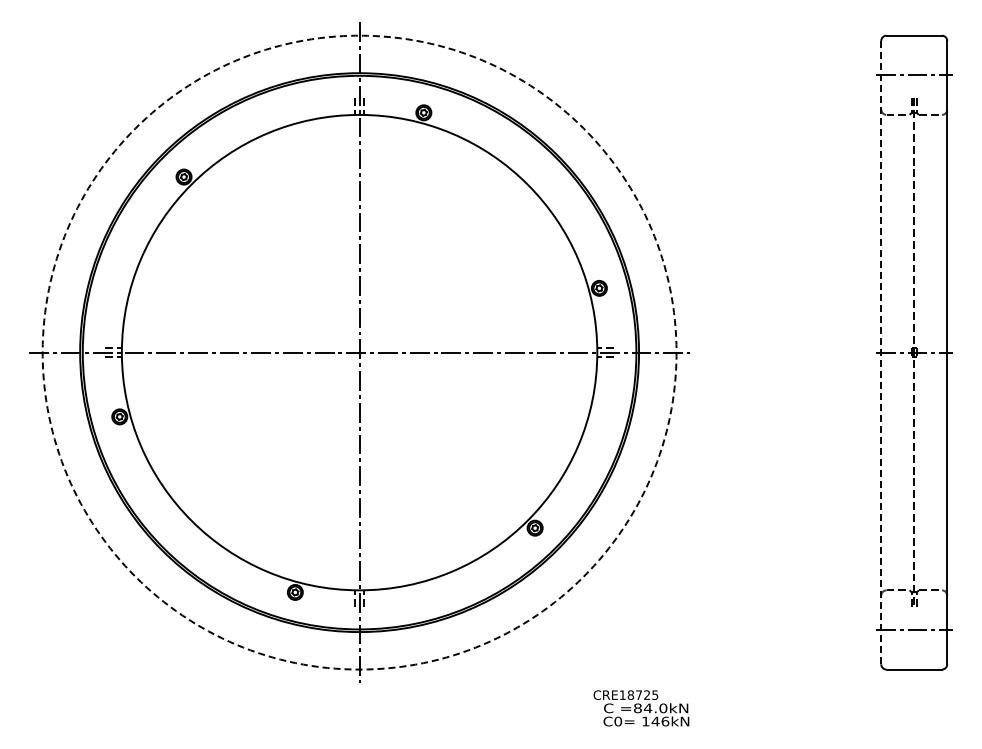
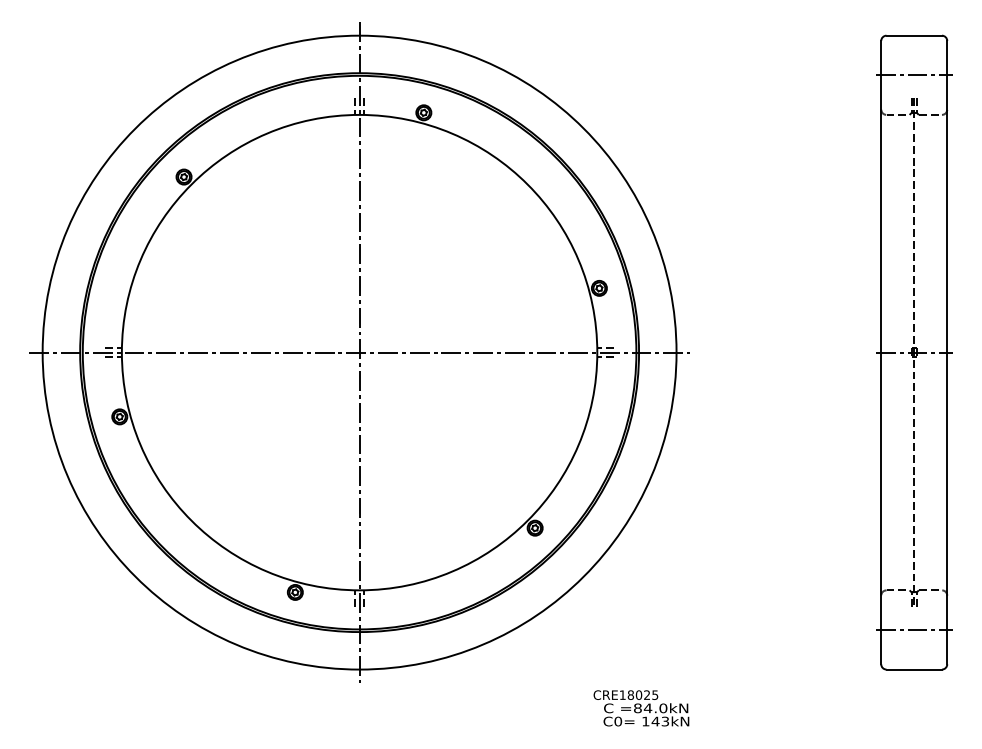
circle: dashed -> solid (359, 352)
line: dashed -> solid (881, 352)
text: CRE18725 -> CRE18025 (638, 694)
text: 146kN -> 143kN (665, 721)
